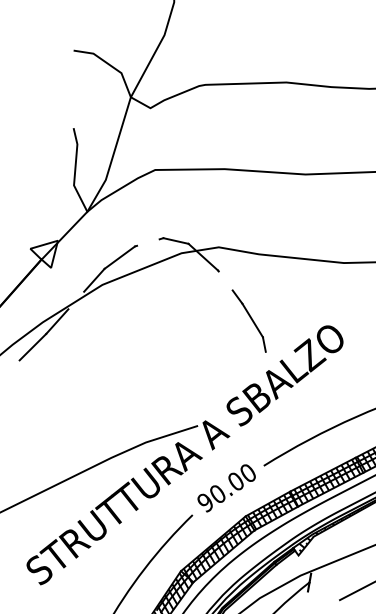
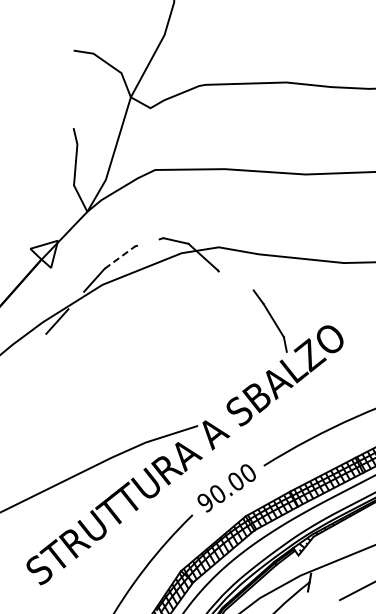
line: solid -> dashed (119, 257)
part position: (248, 320) -> (269, 320) (269, 320)
line: present -> none (32, 346)
